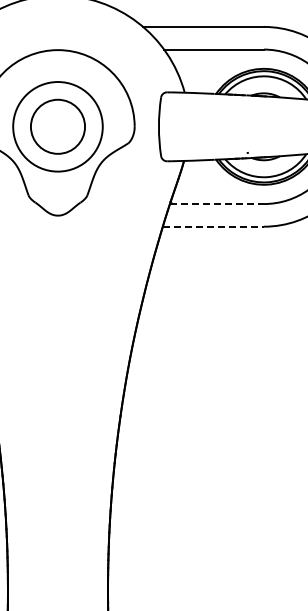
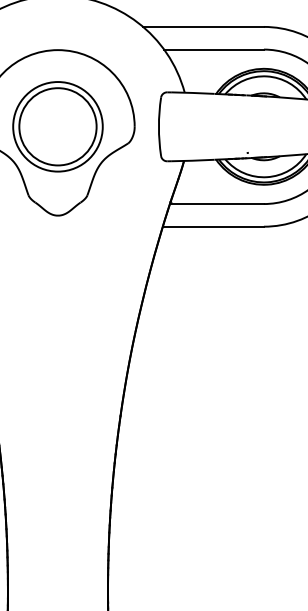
circle diameter: 54 px -> 77 px (57, 126)
line: dashed -> solid (217, 204)
line: dashed -> solid (213, 226)
